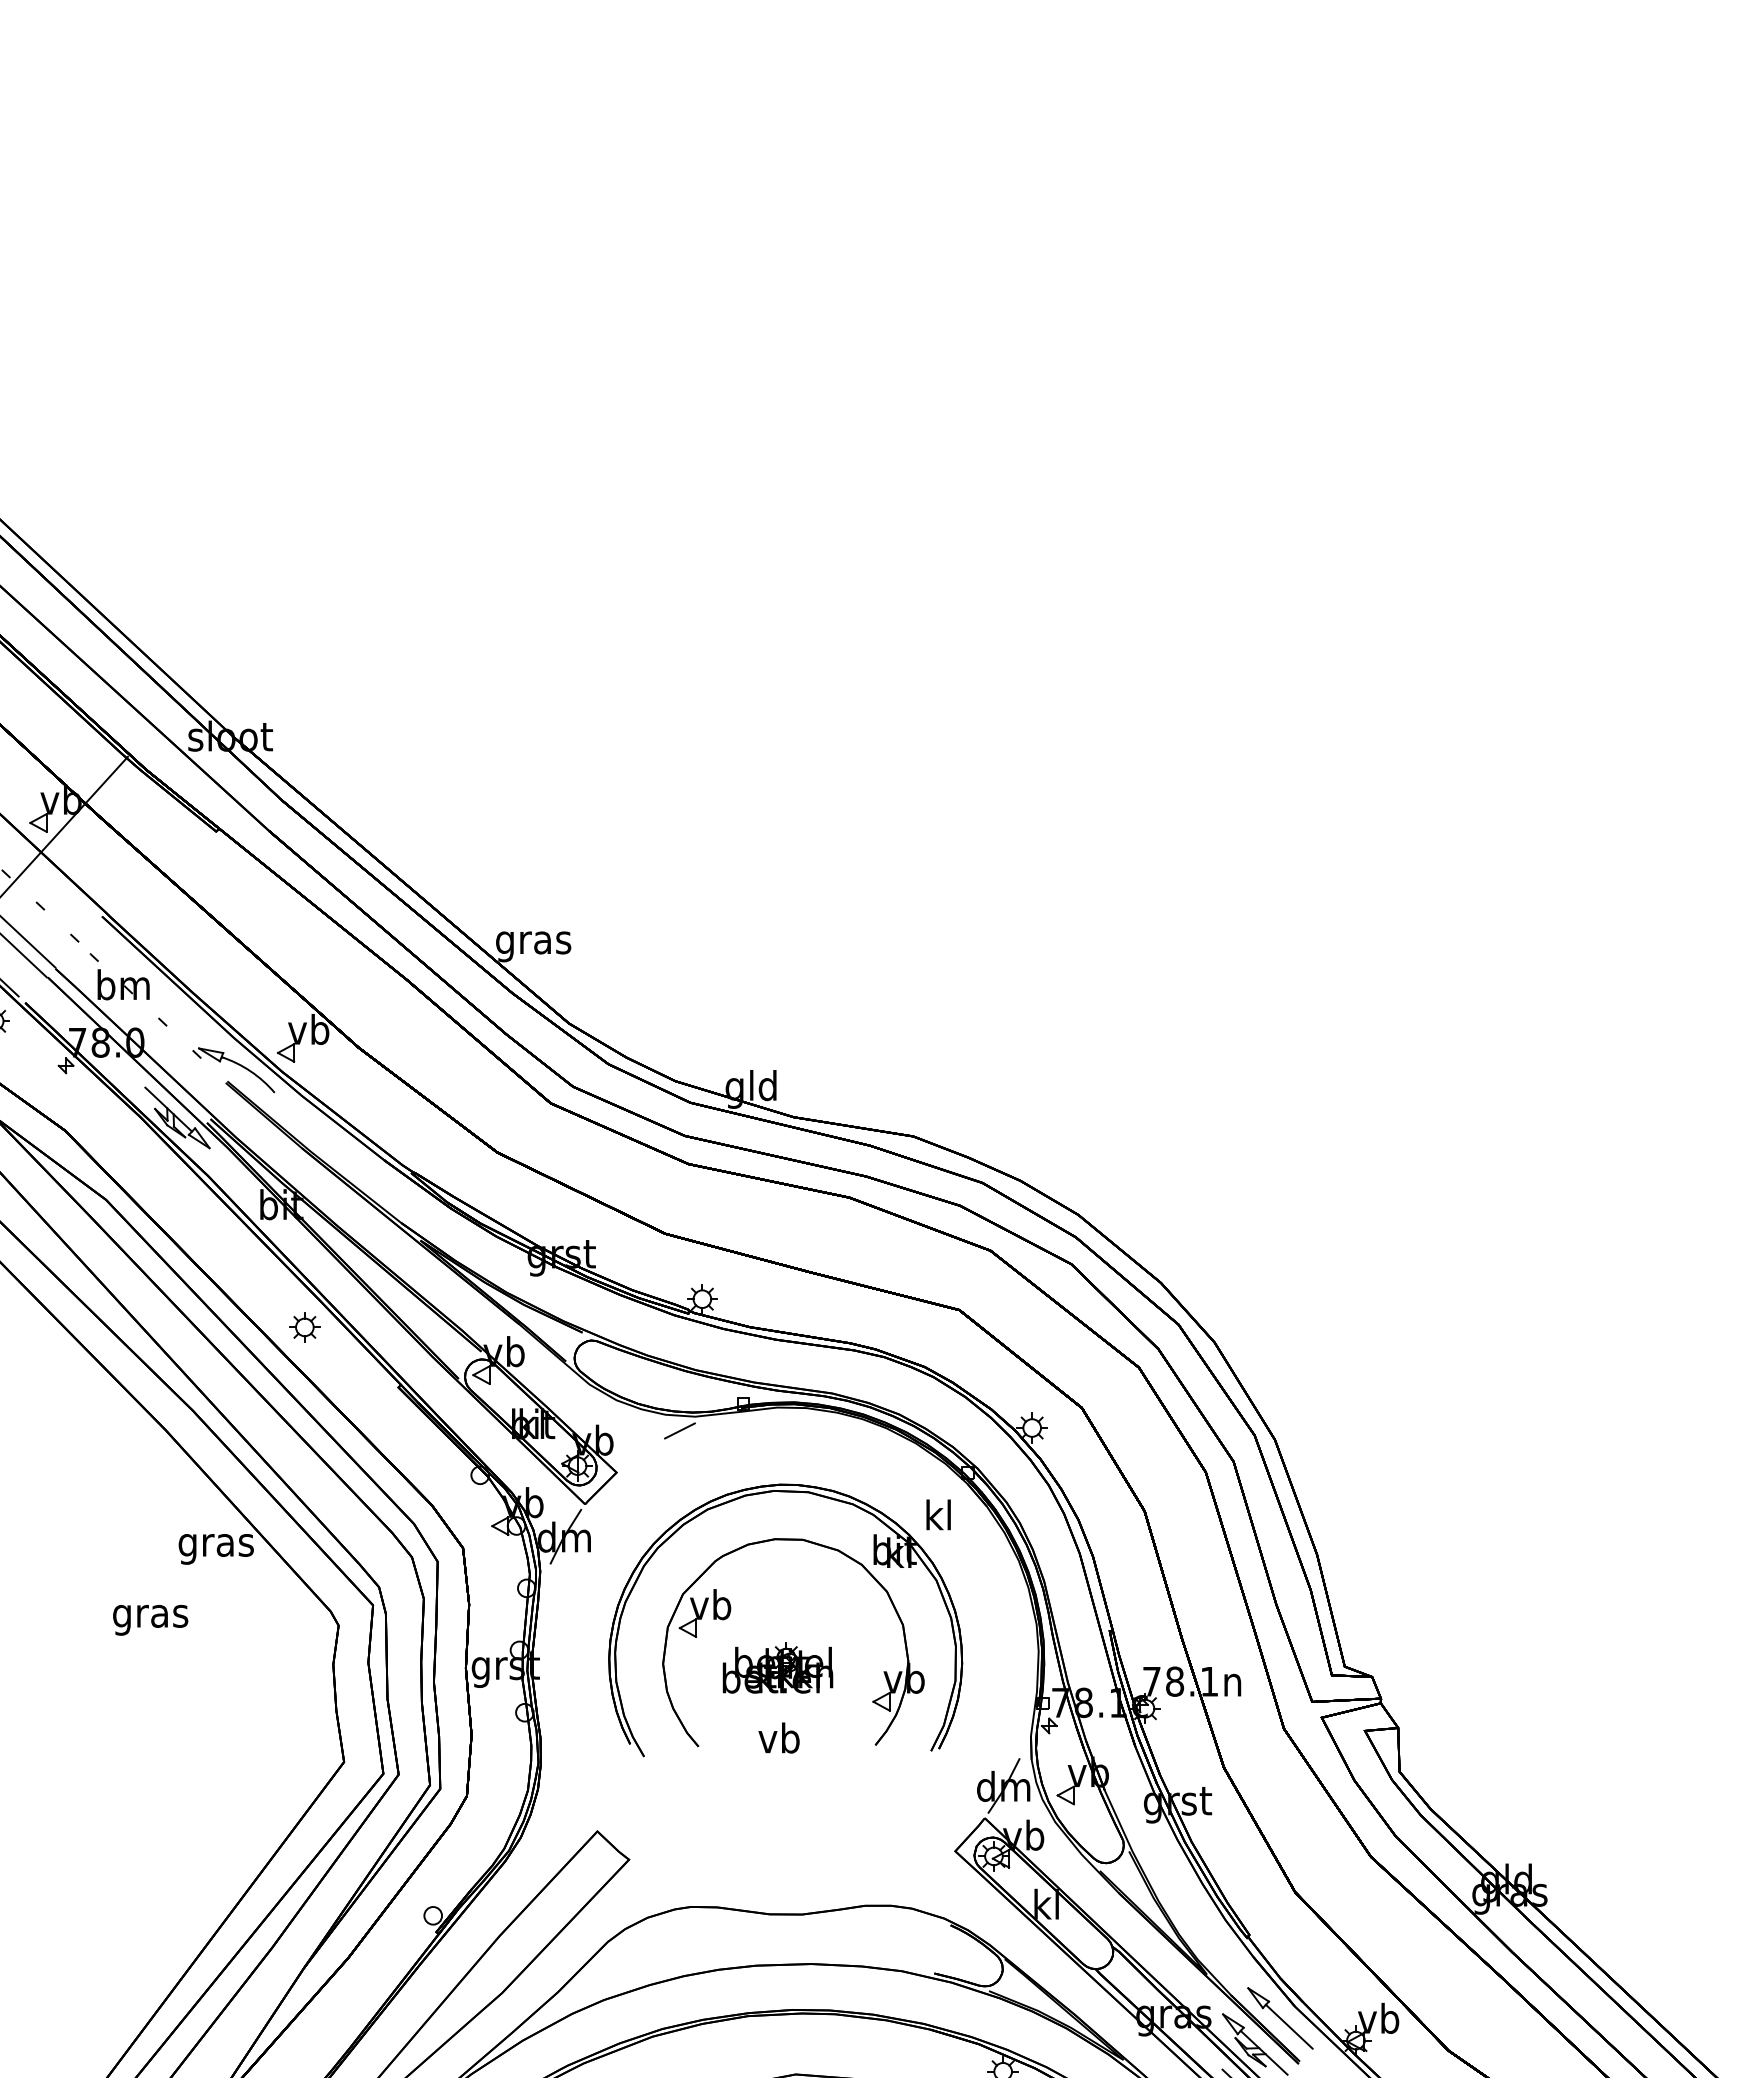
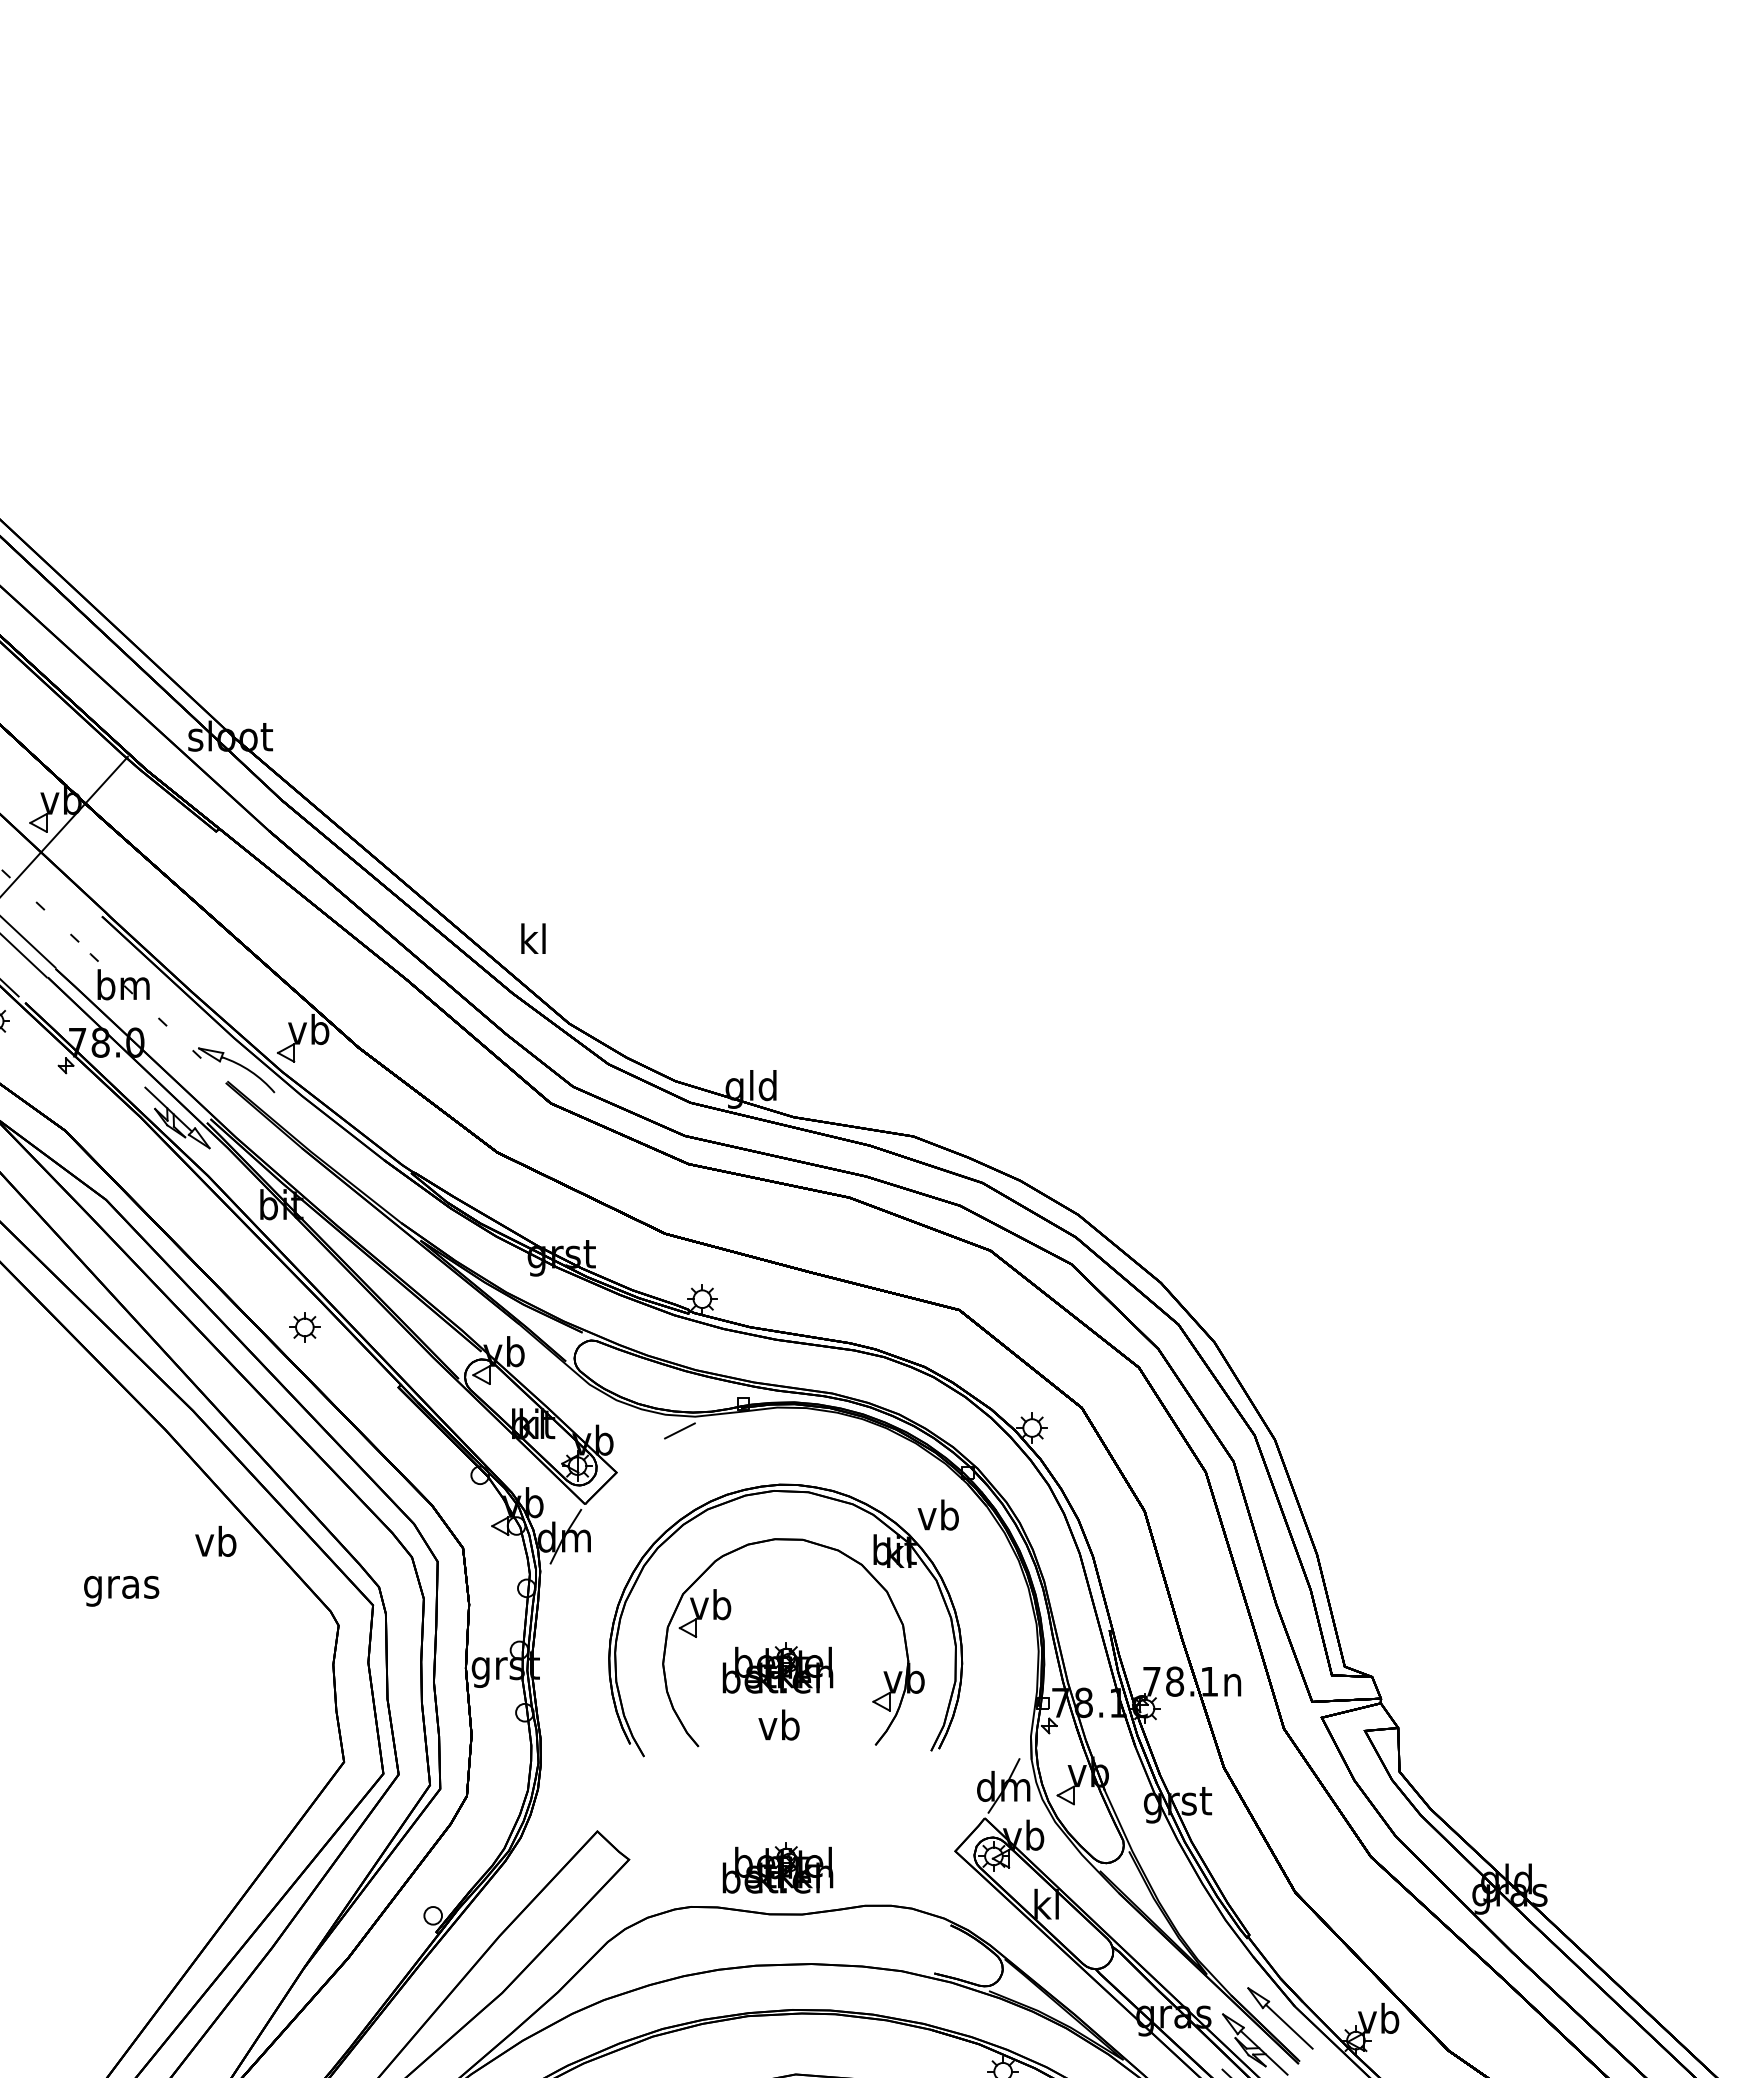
text: gras -> kl (533, 942)
text: kl -> vb (937, 1514)
text: gras -> vb (215, 1544)
text position: (150, 1620) -> (121, 1591) (121, 1591)
text position: (778, 1737) -> (778, 1724) (778, 1724)
part: none -> present (777, 1867)
